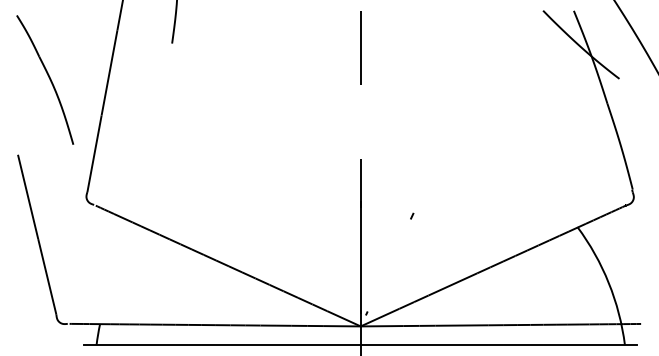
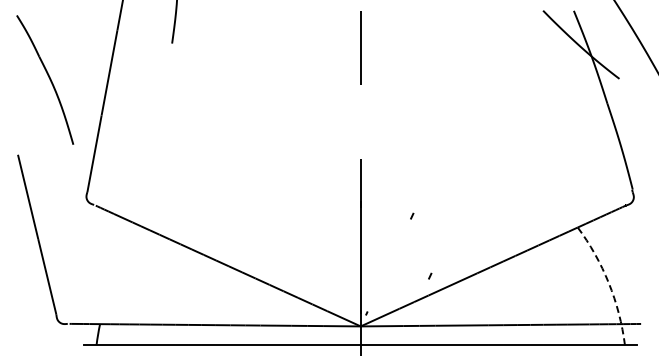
curve: none -> present (430, 275)
arc: solid -> dashed (608, 283)
